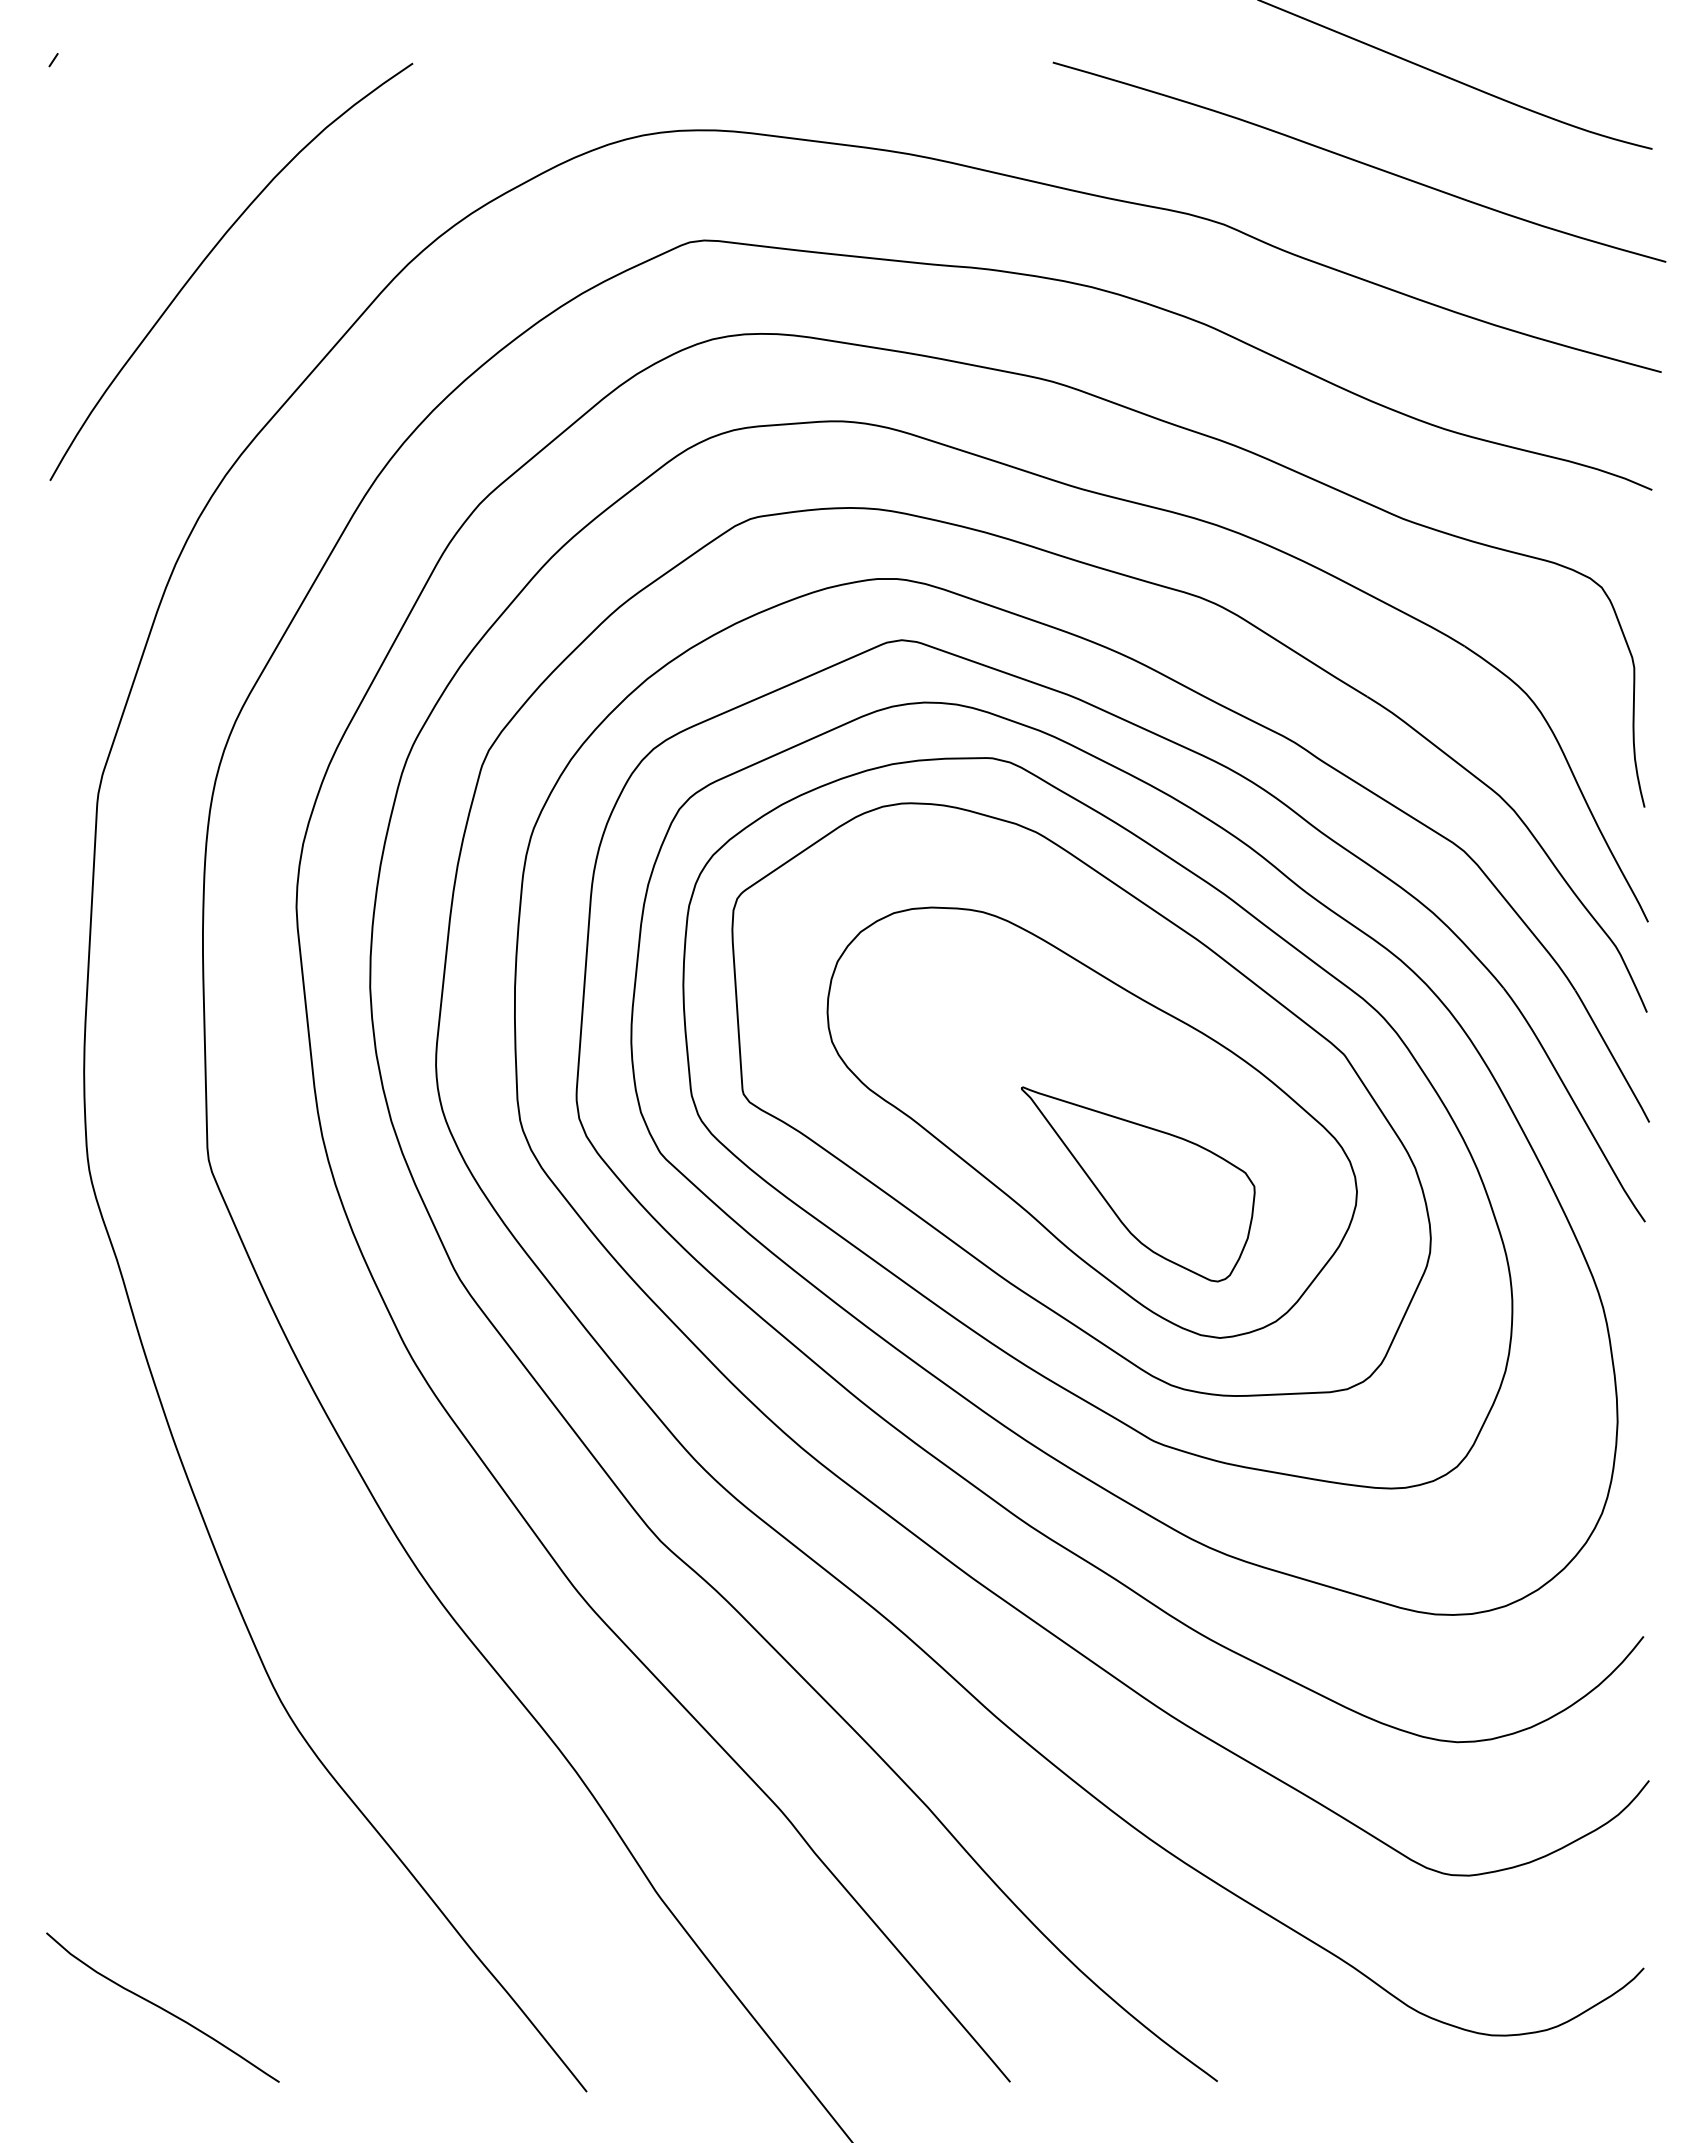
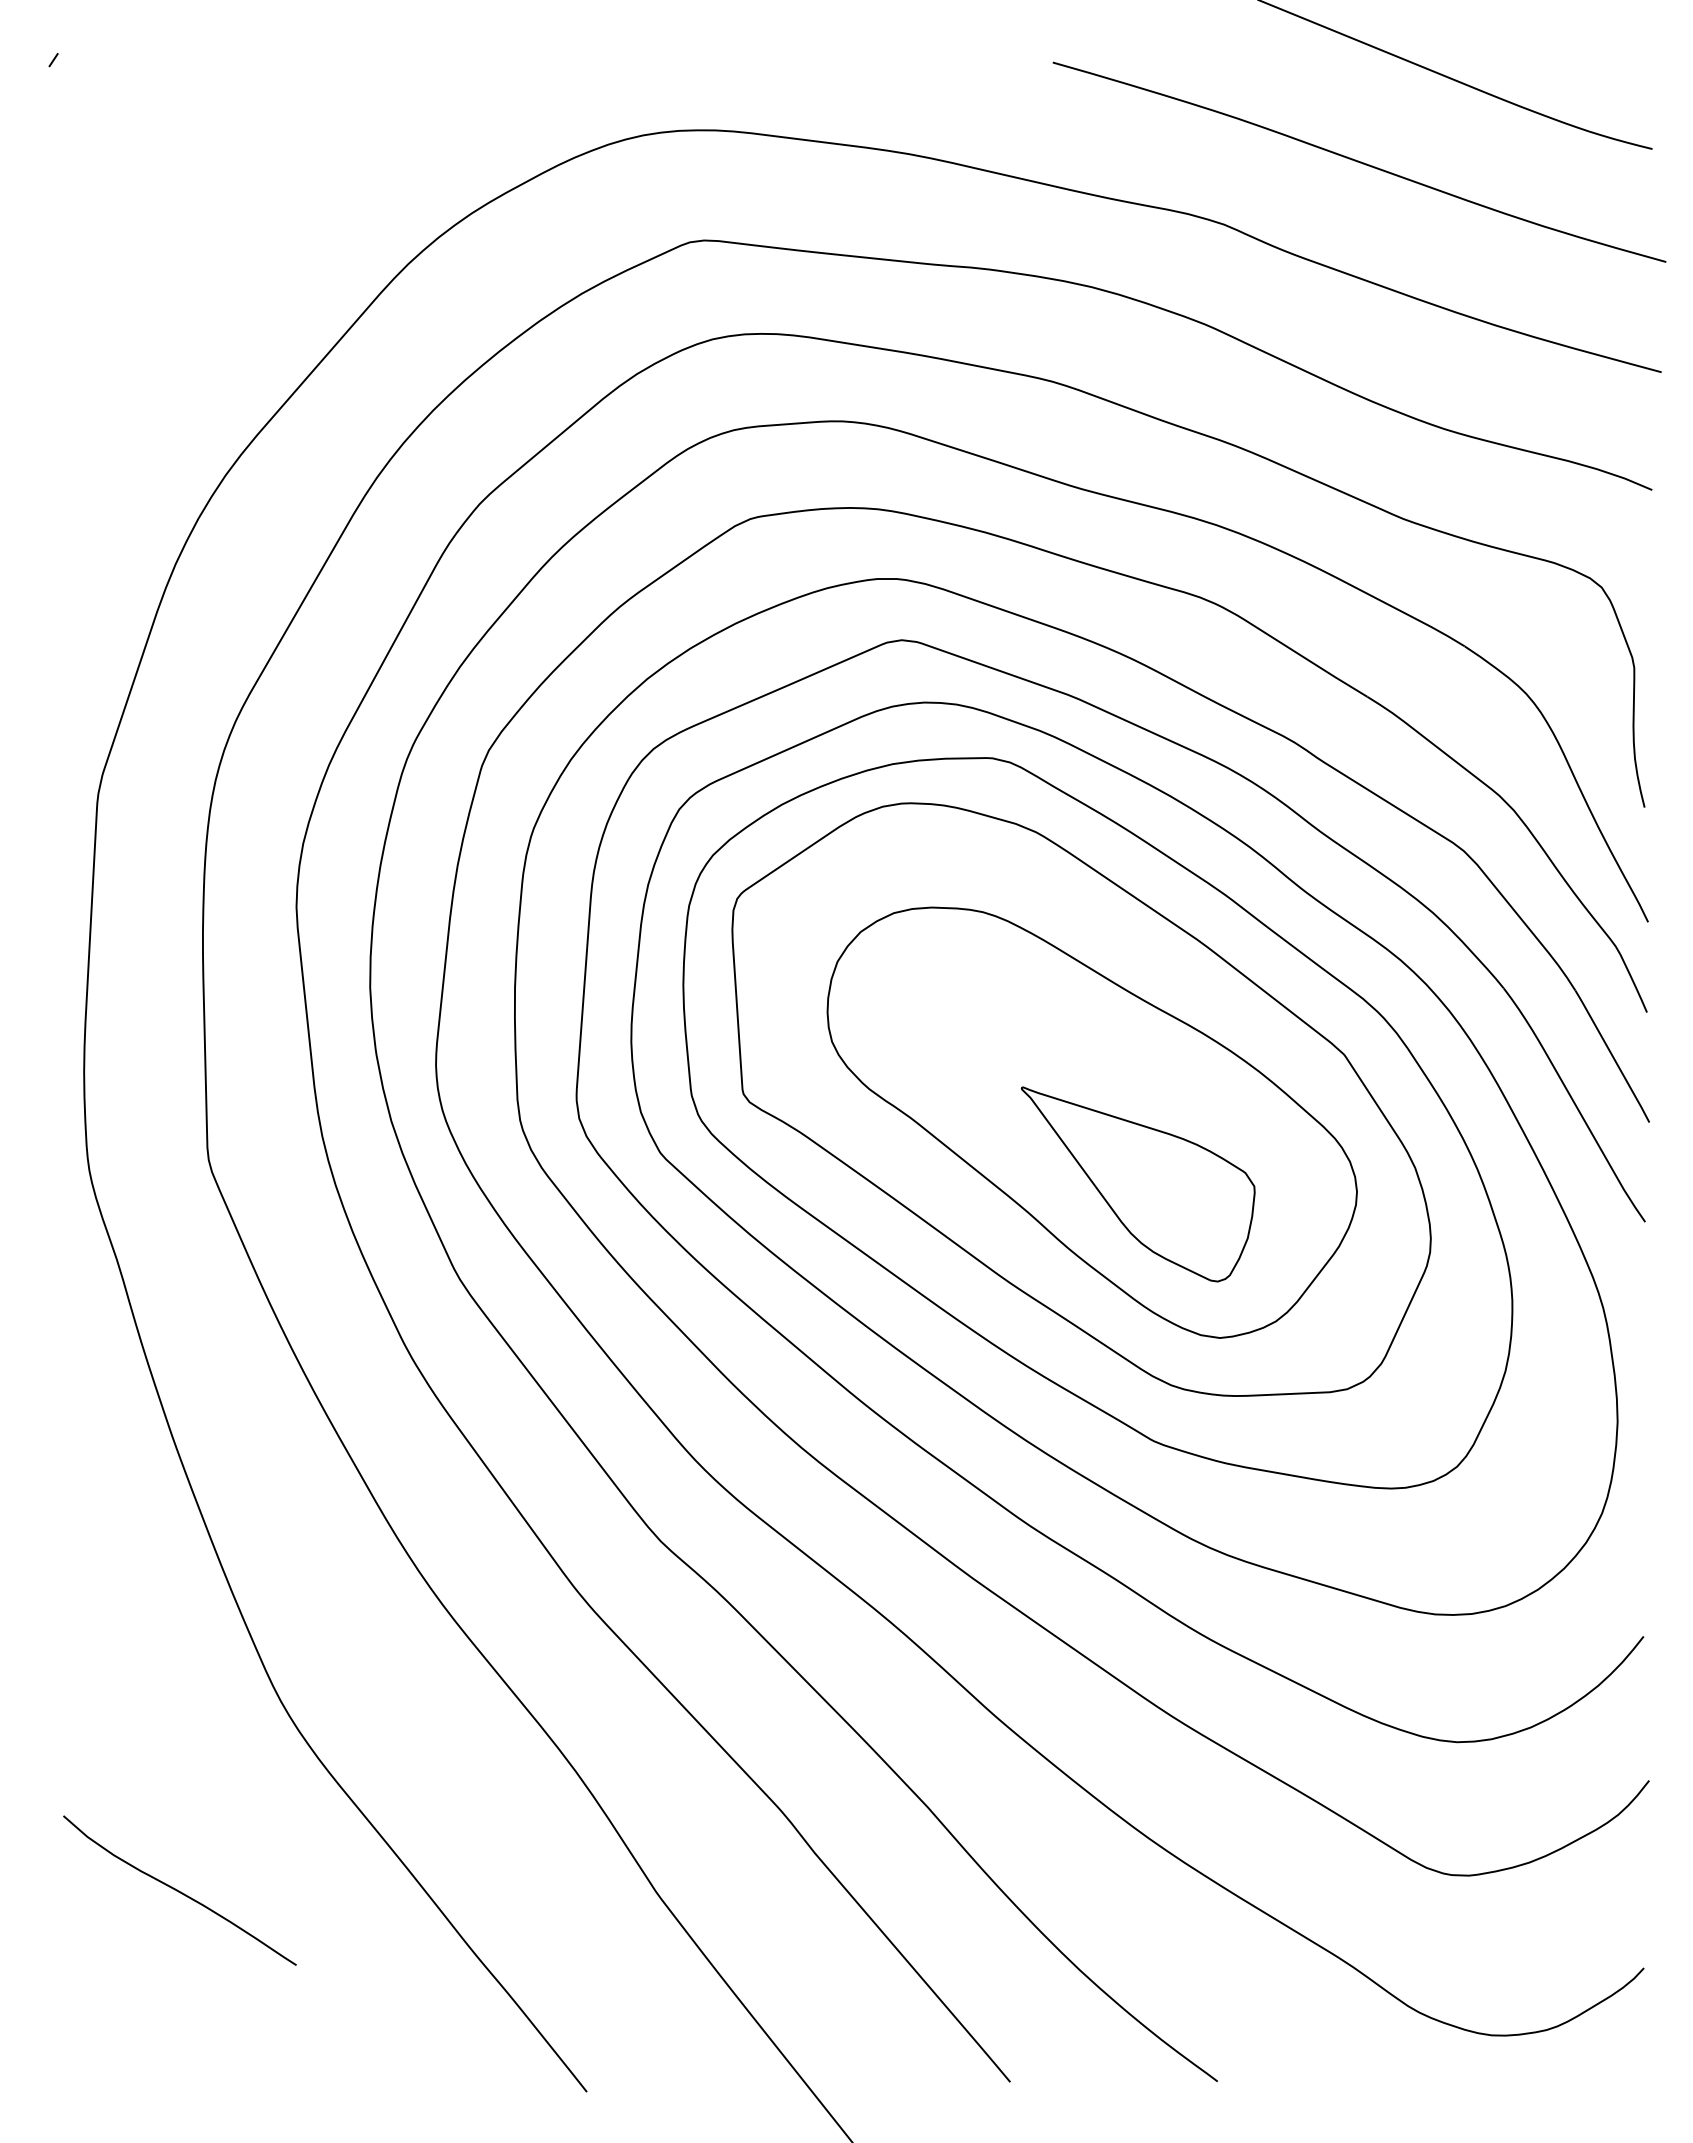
curve: present -> none (209, 255)
curve position: (162, 2007) -> (179, 1890) (179, 1890)
